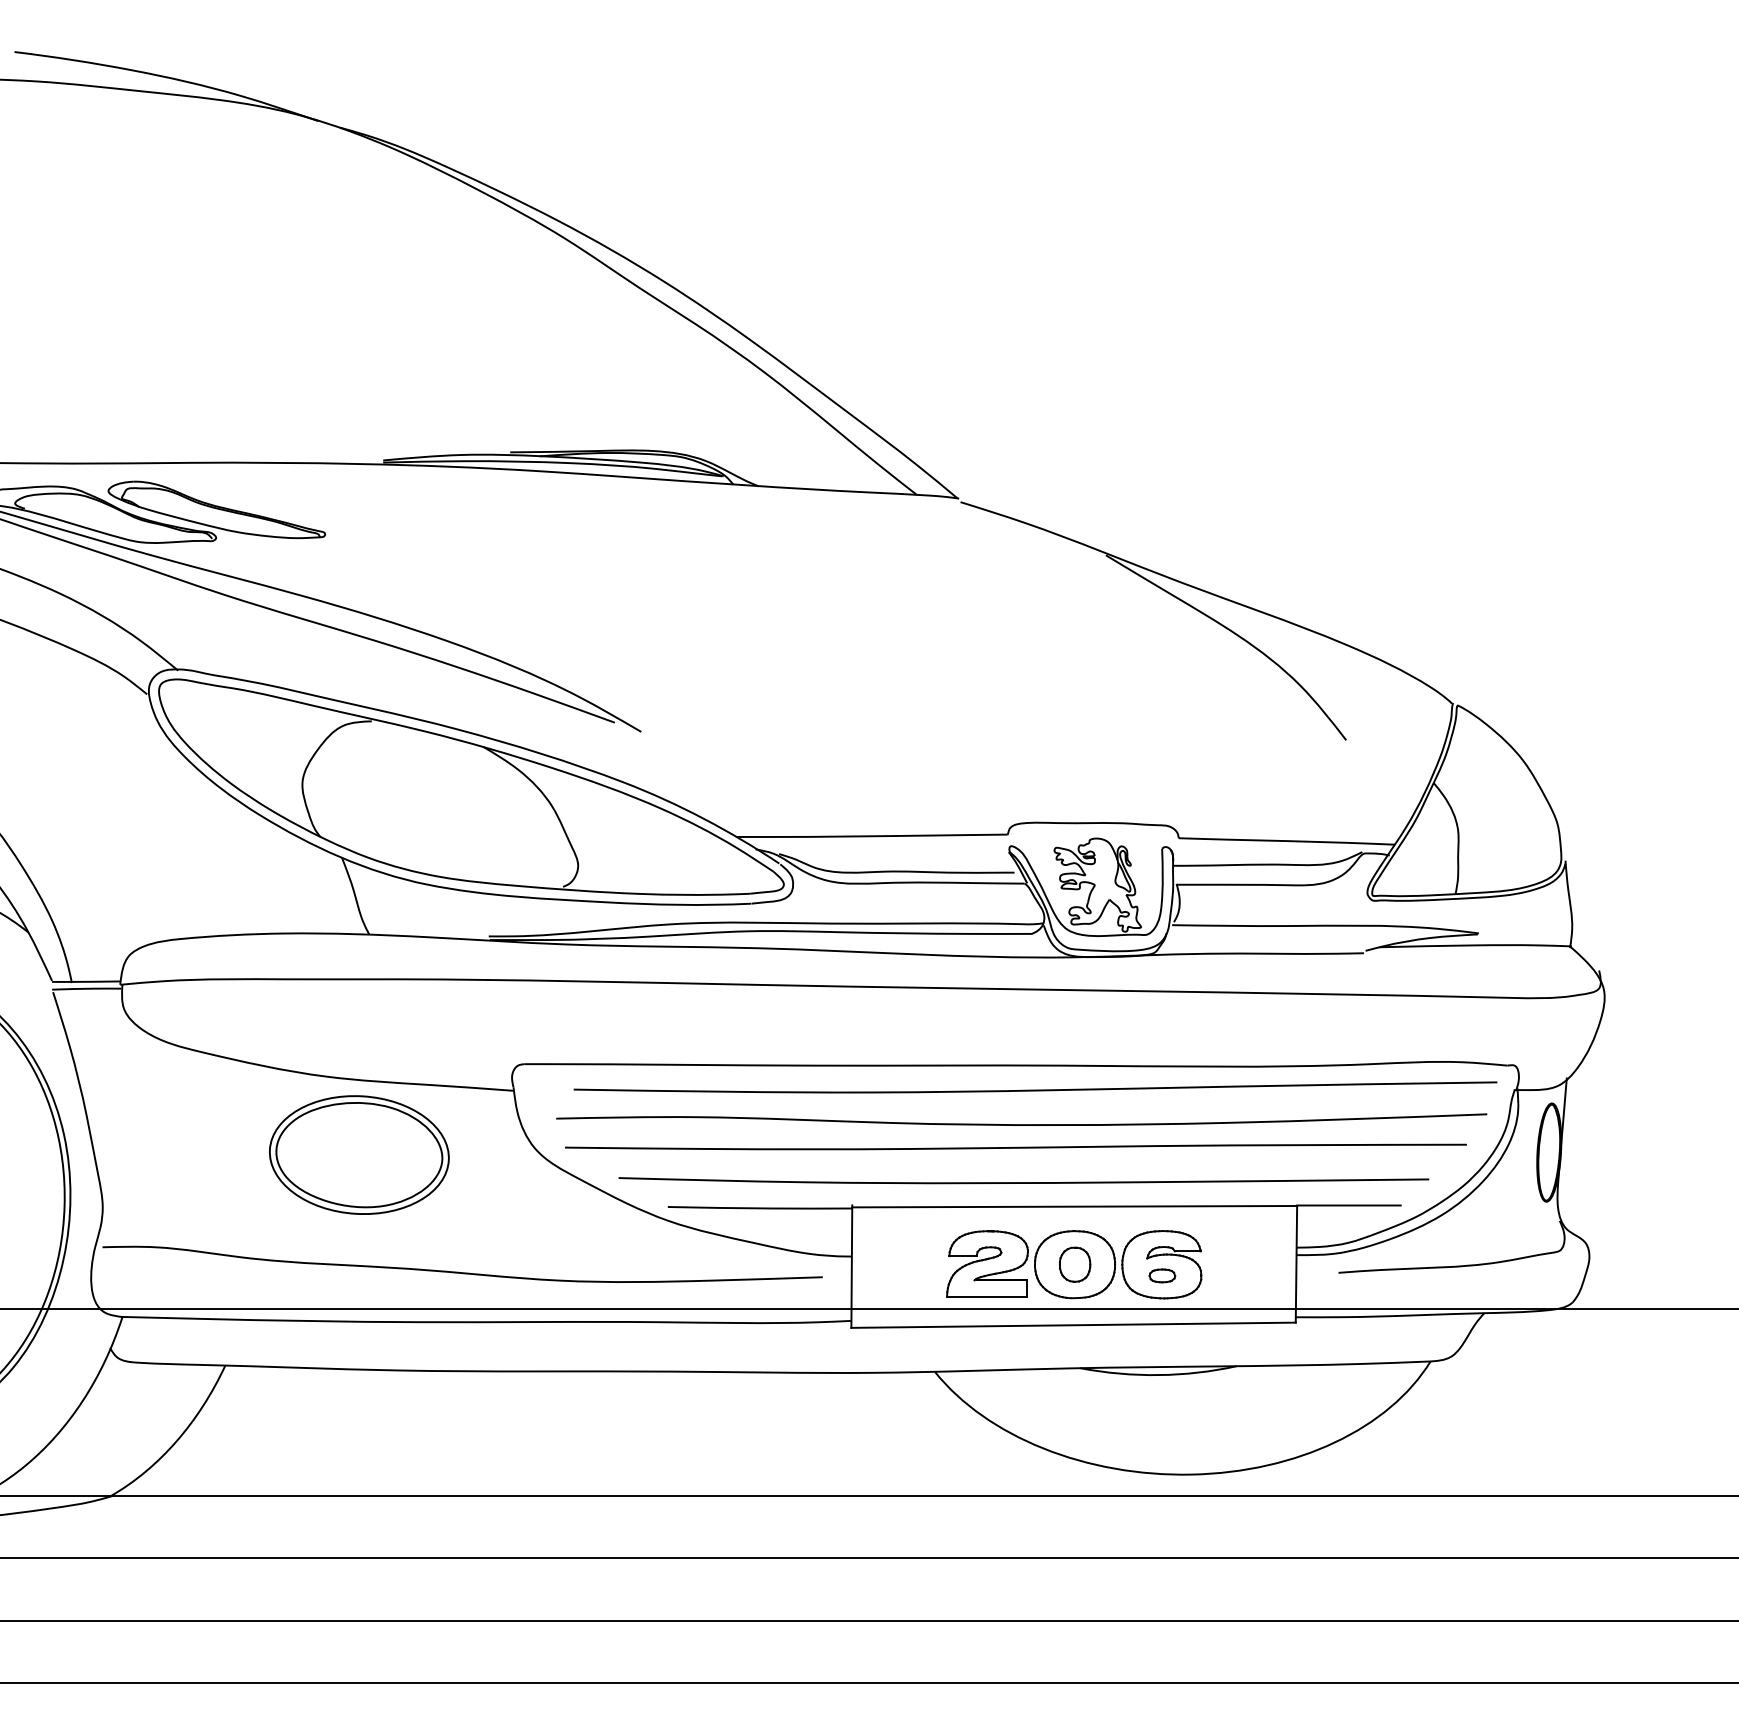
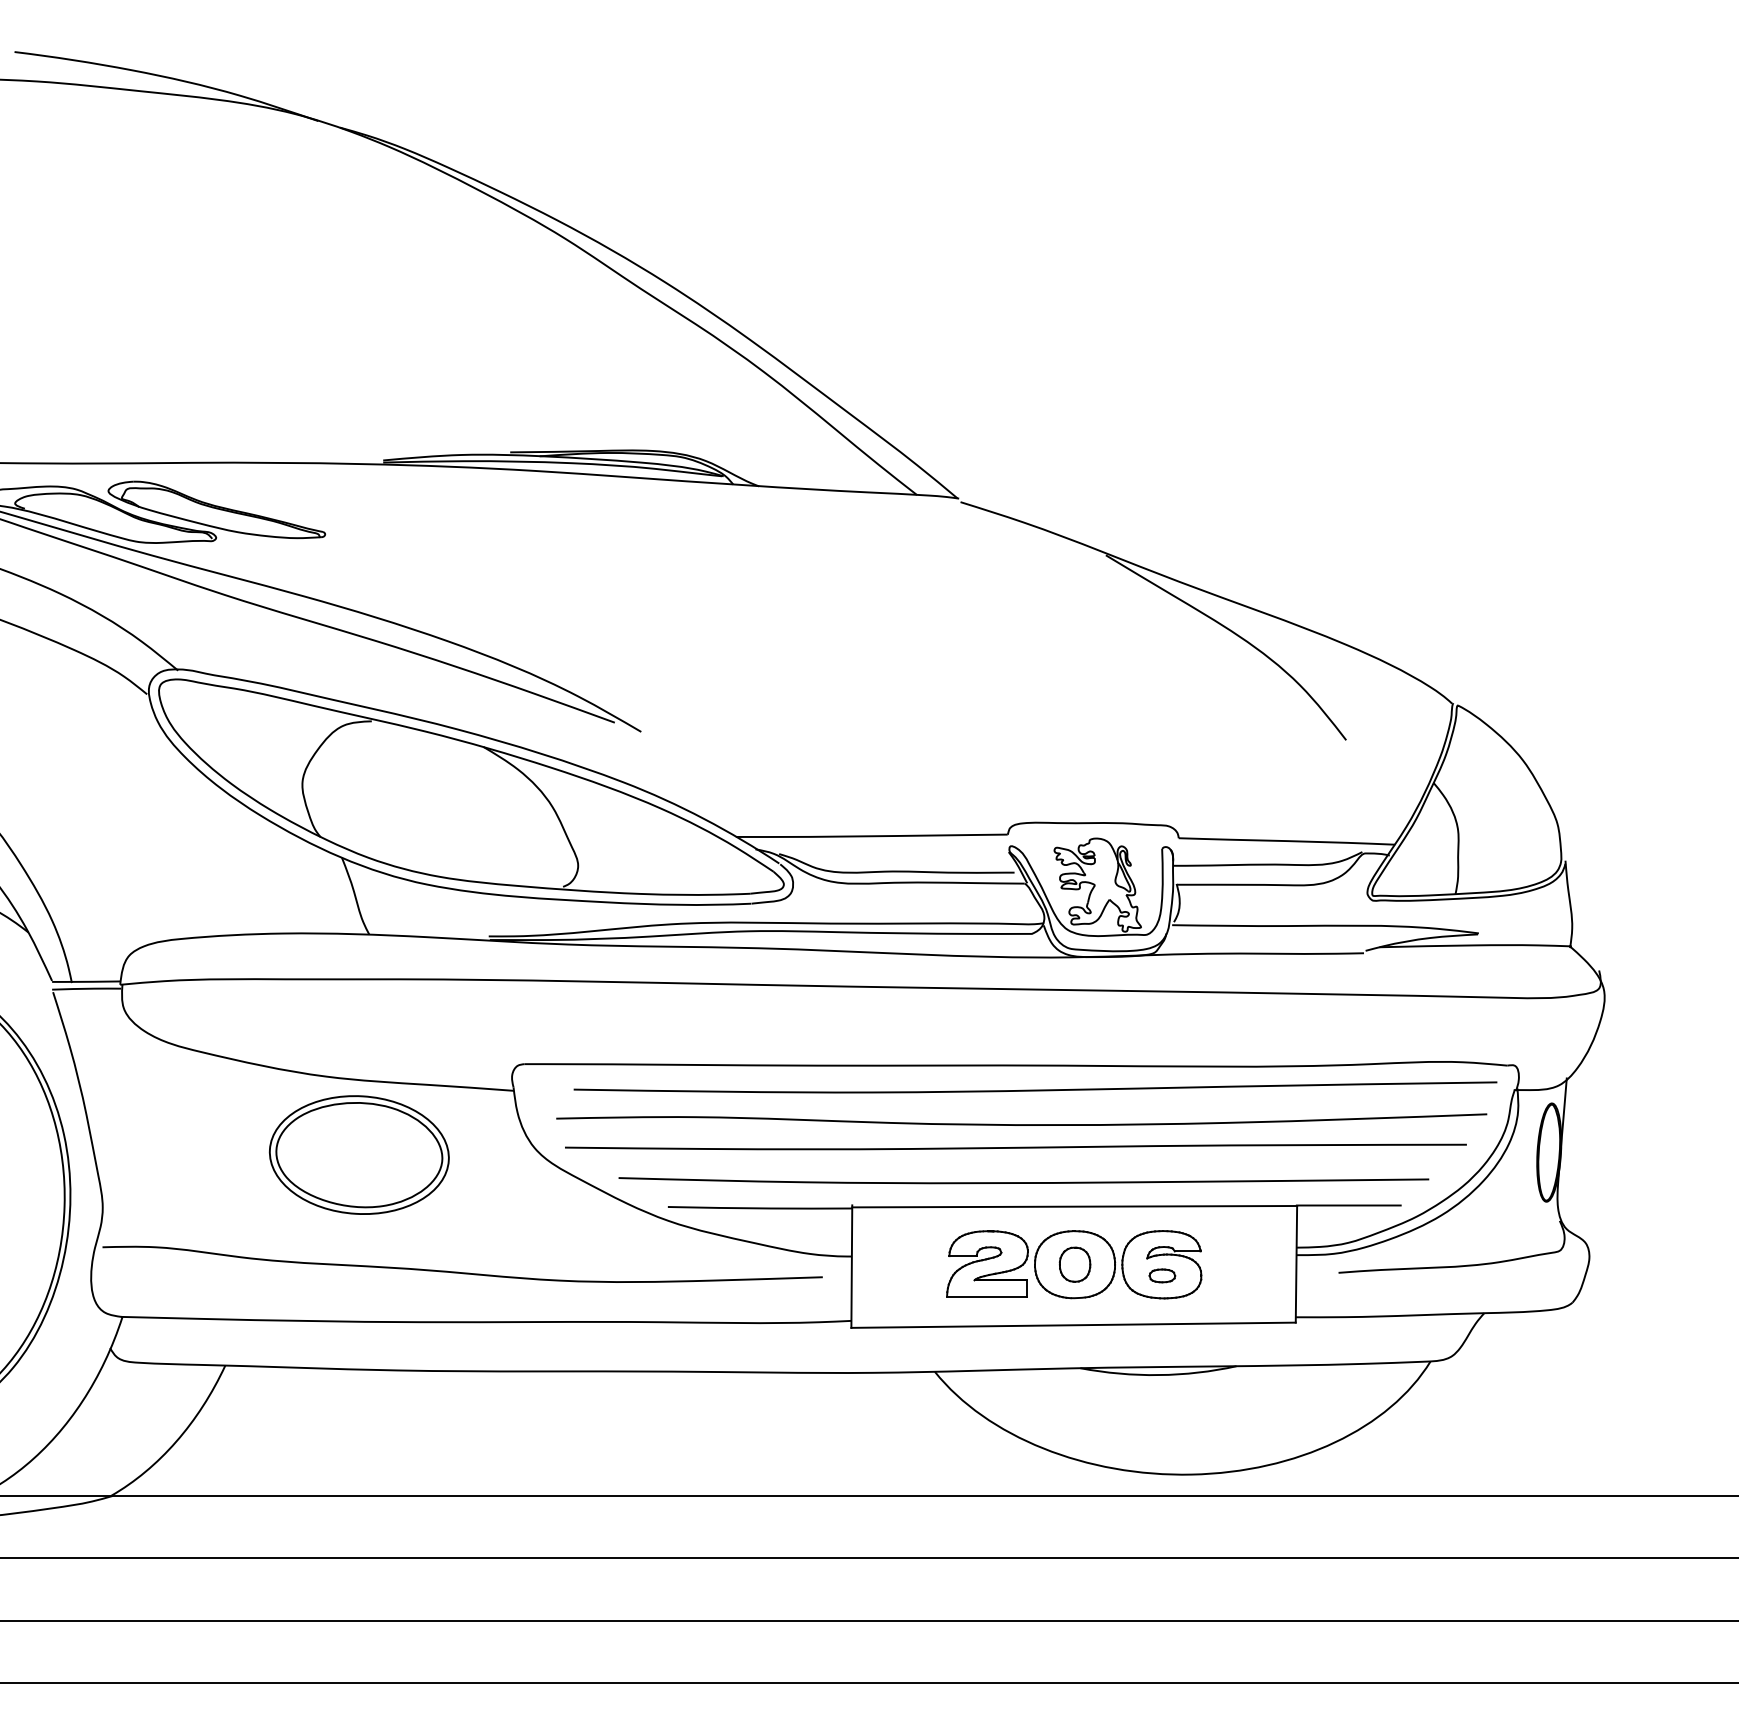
line: present -> none (868, 1308)
